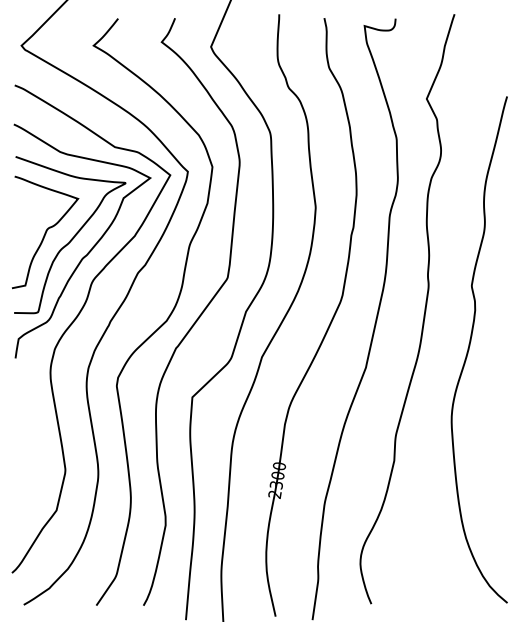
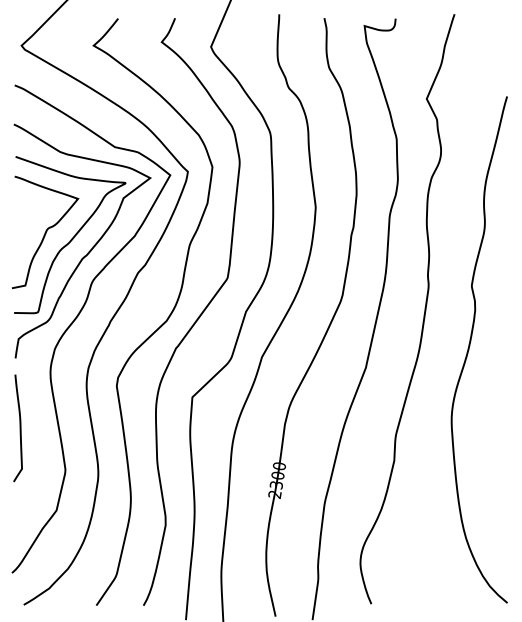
curve: none -> present (19, 428)
